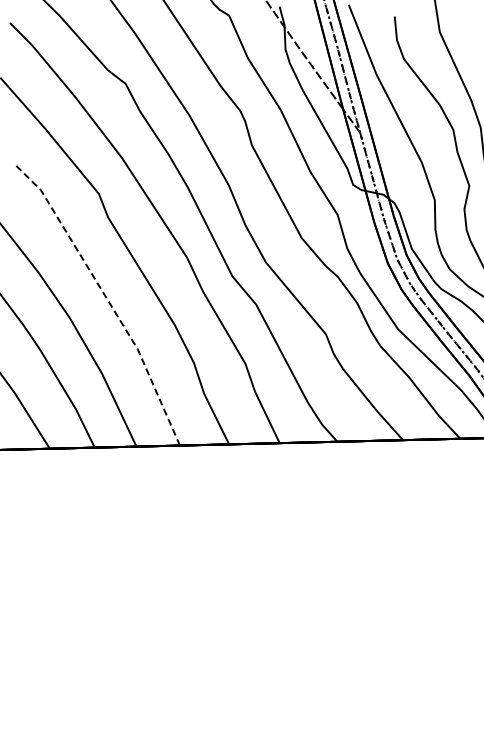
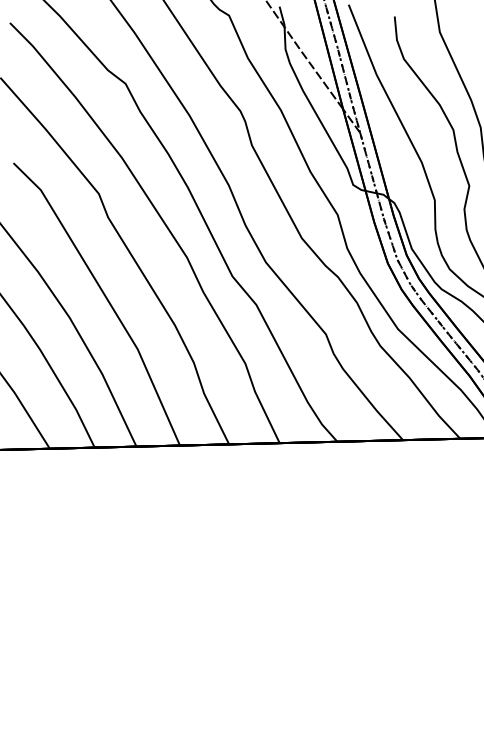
line: dashed -> solid (106, 298)
